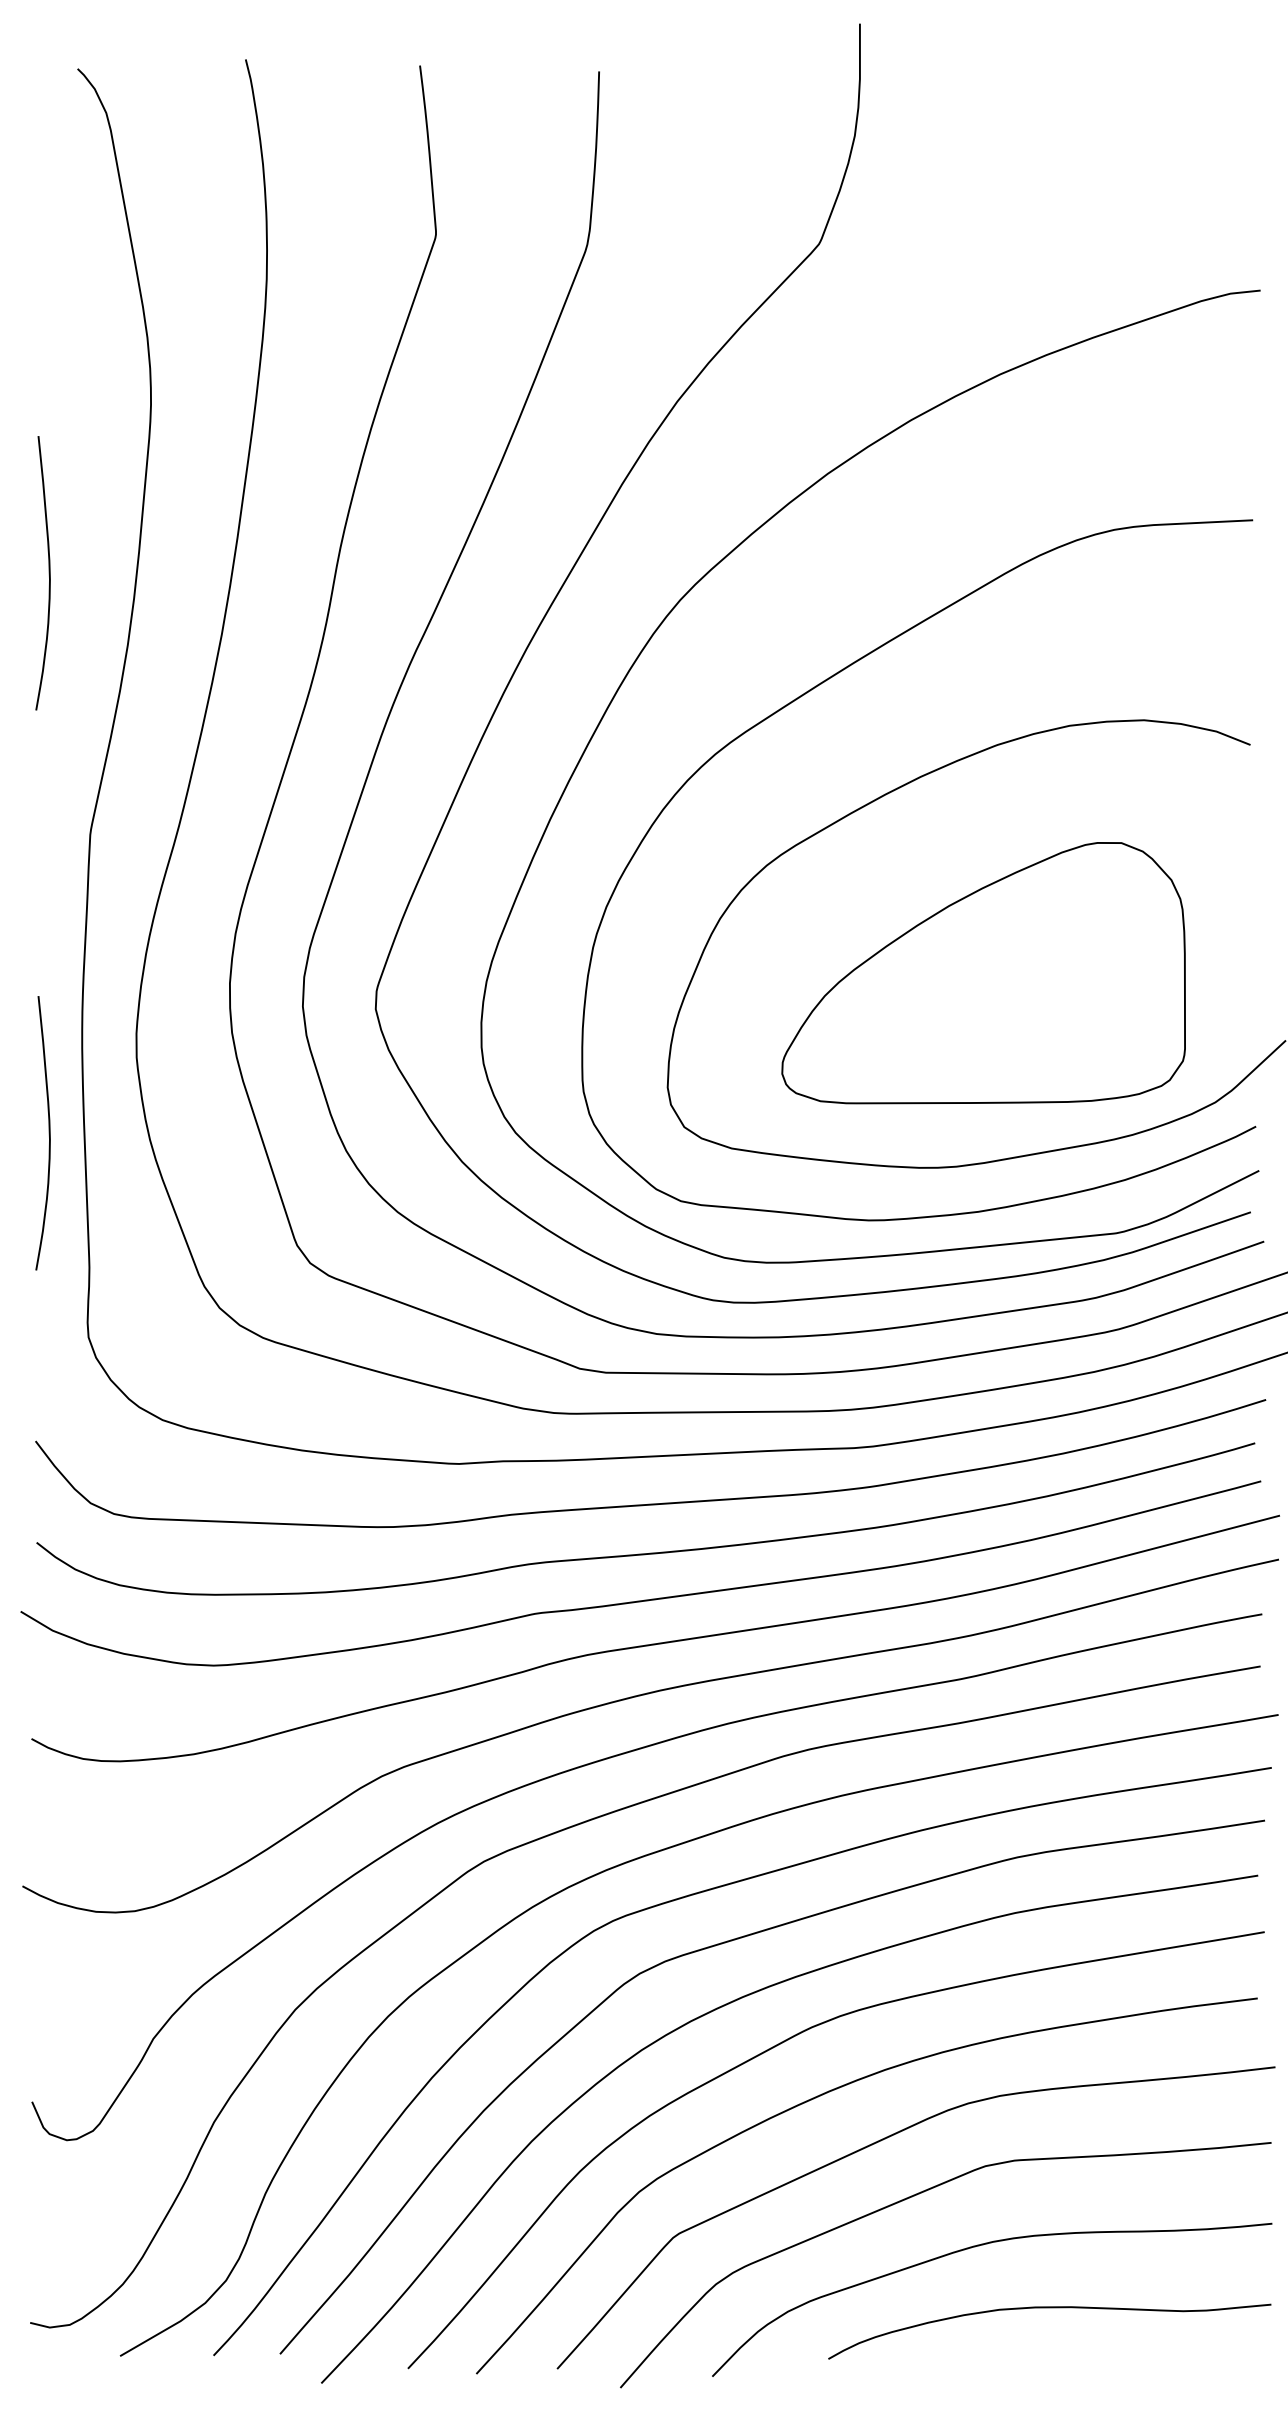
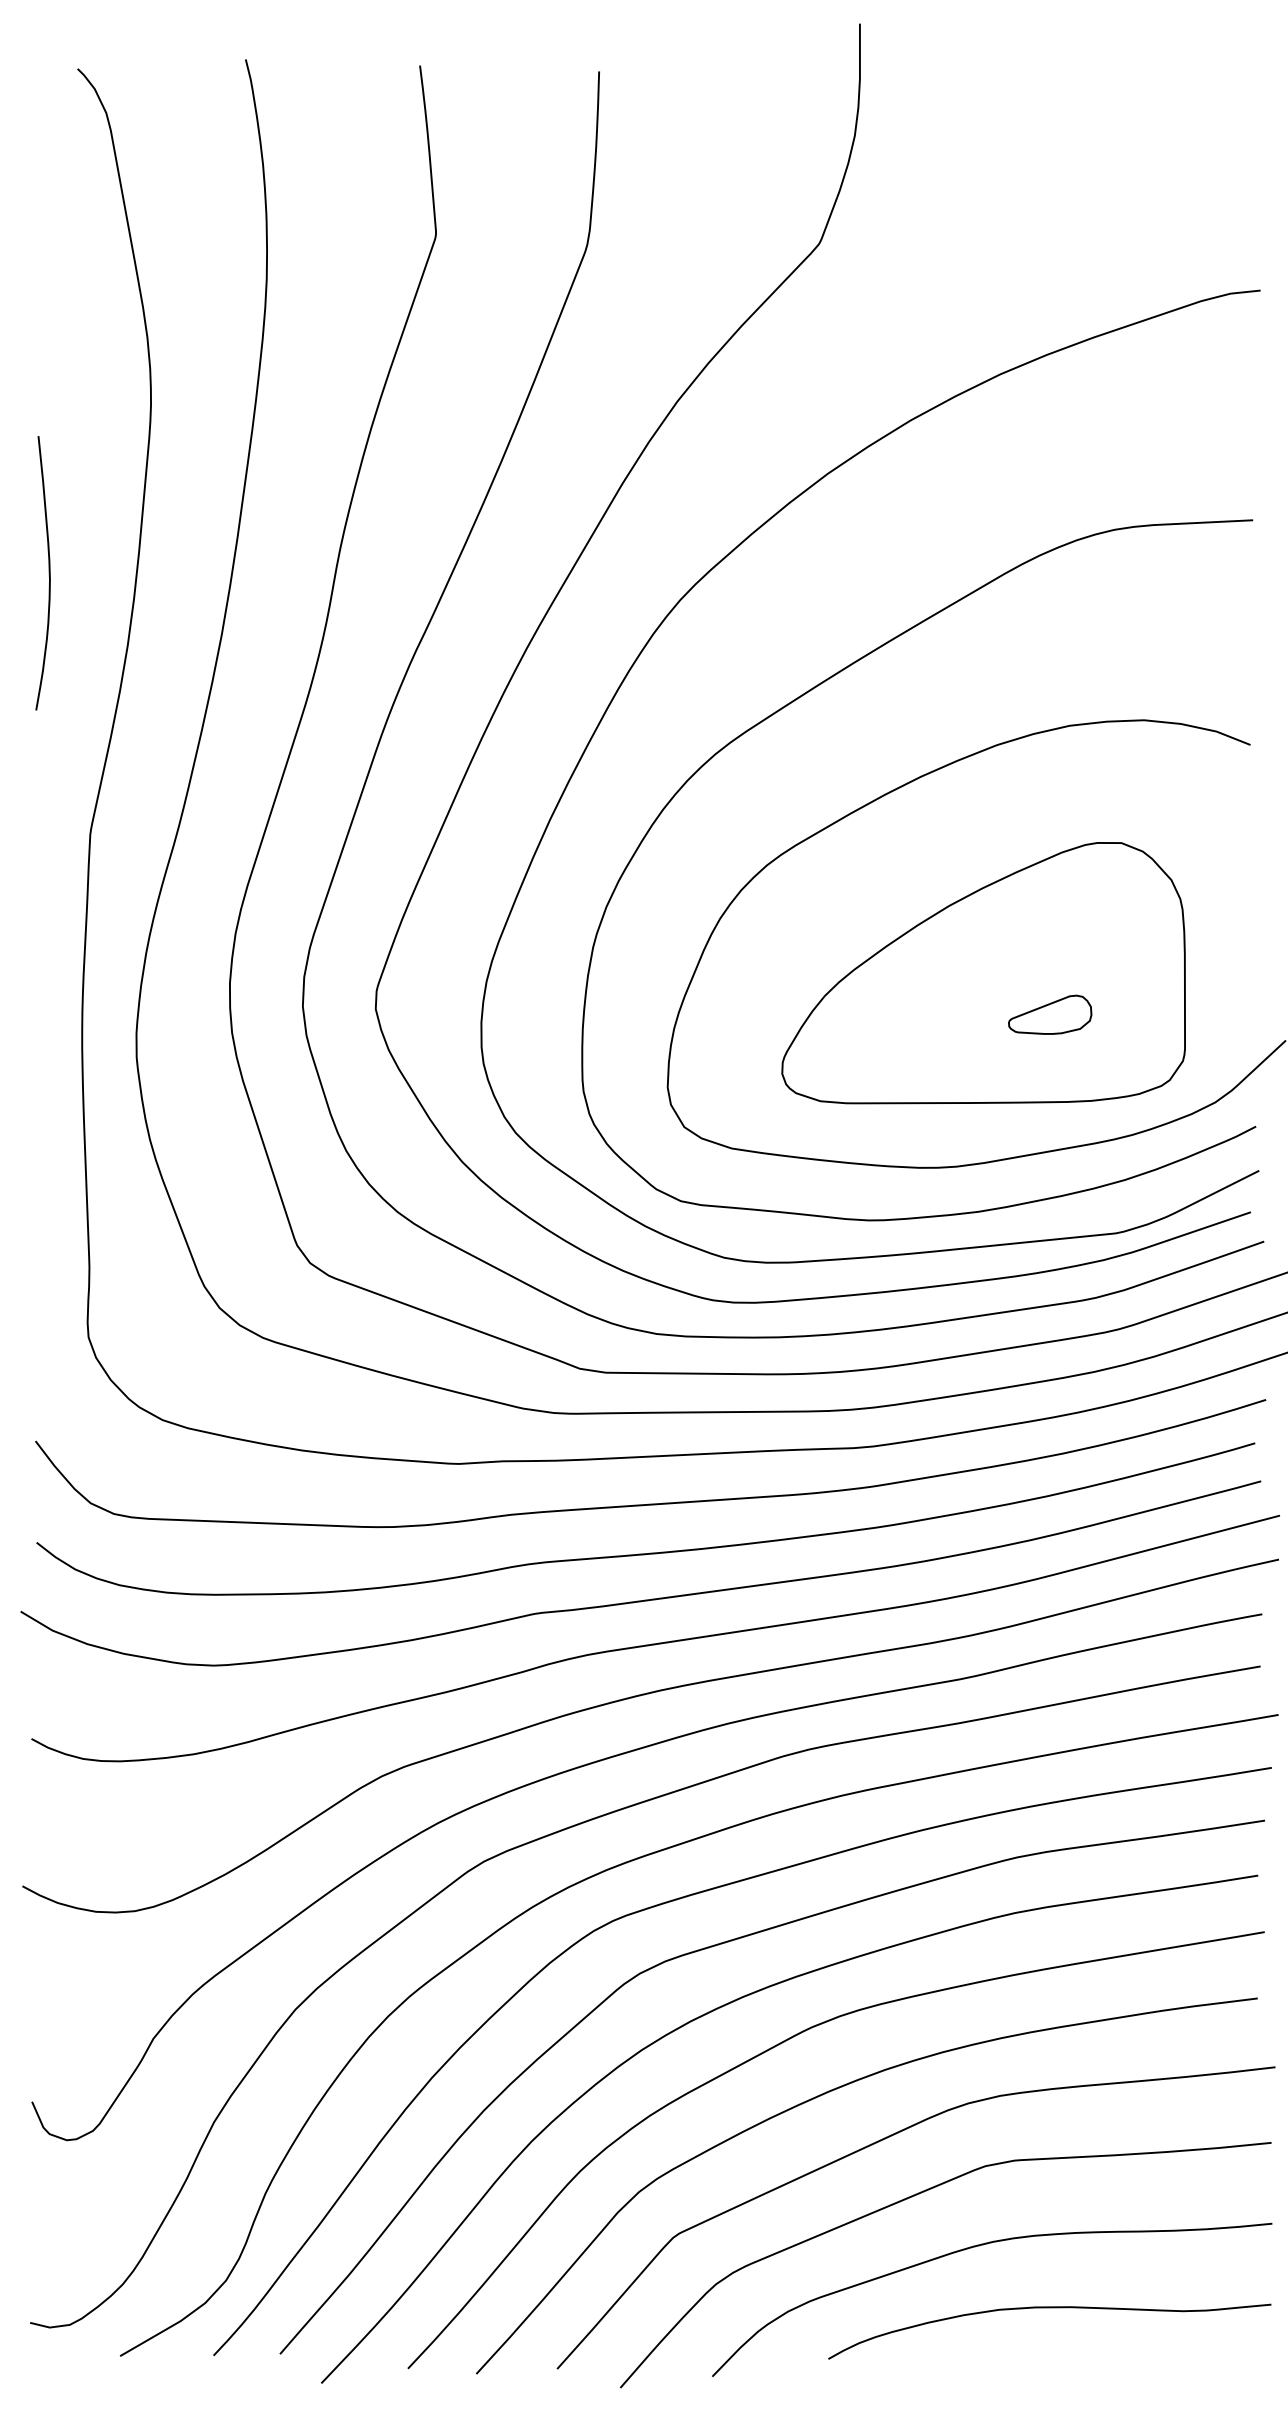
part: none -> present (1050, 1014)
curve: present -> none (48, 1133)
